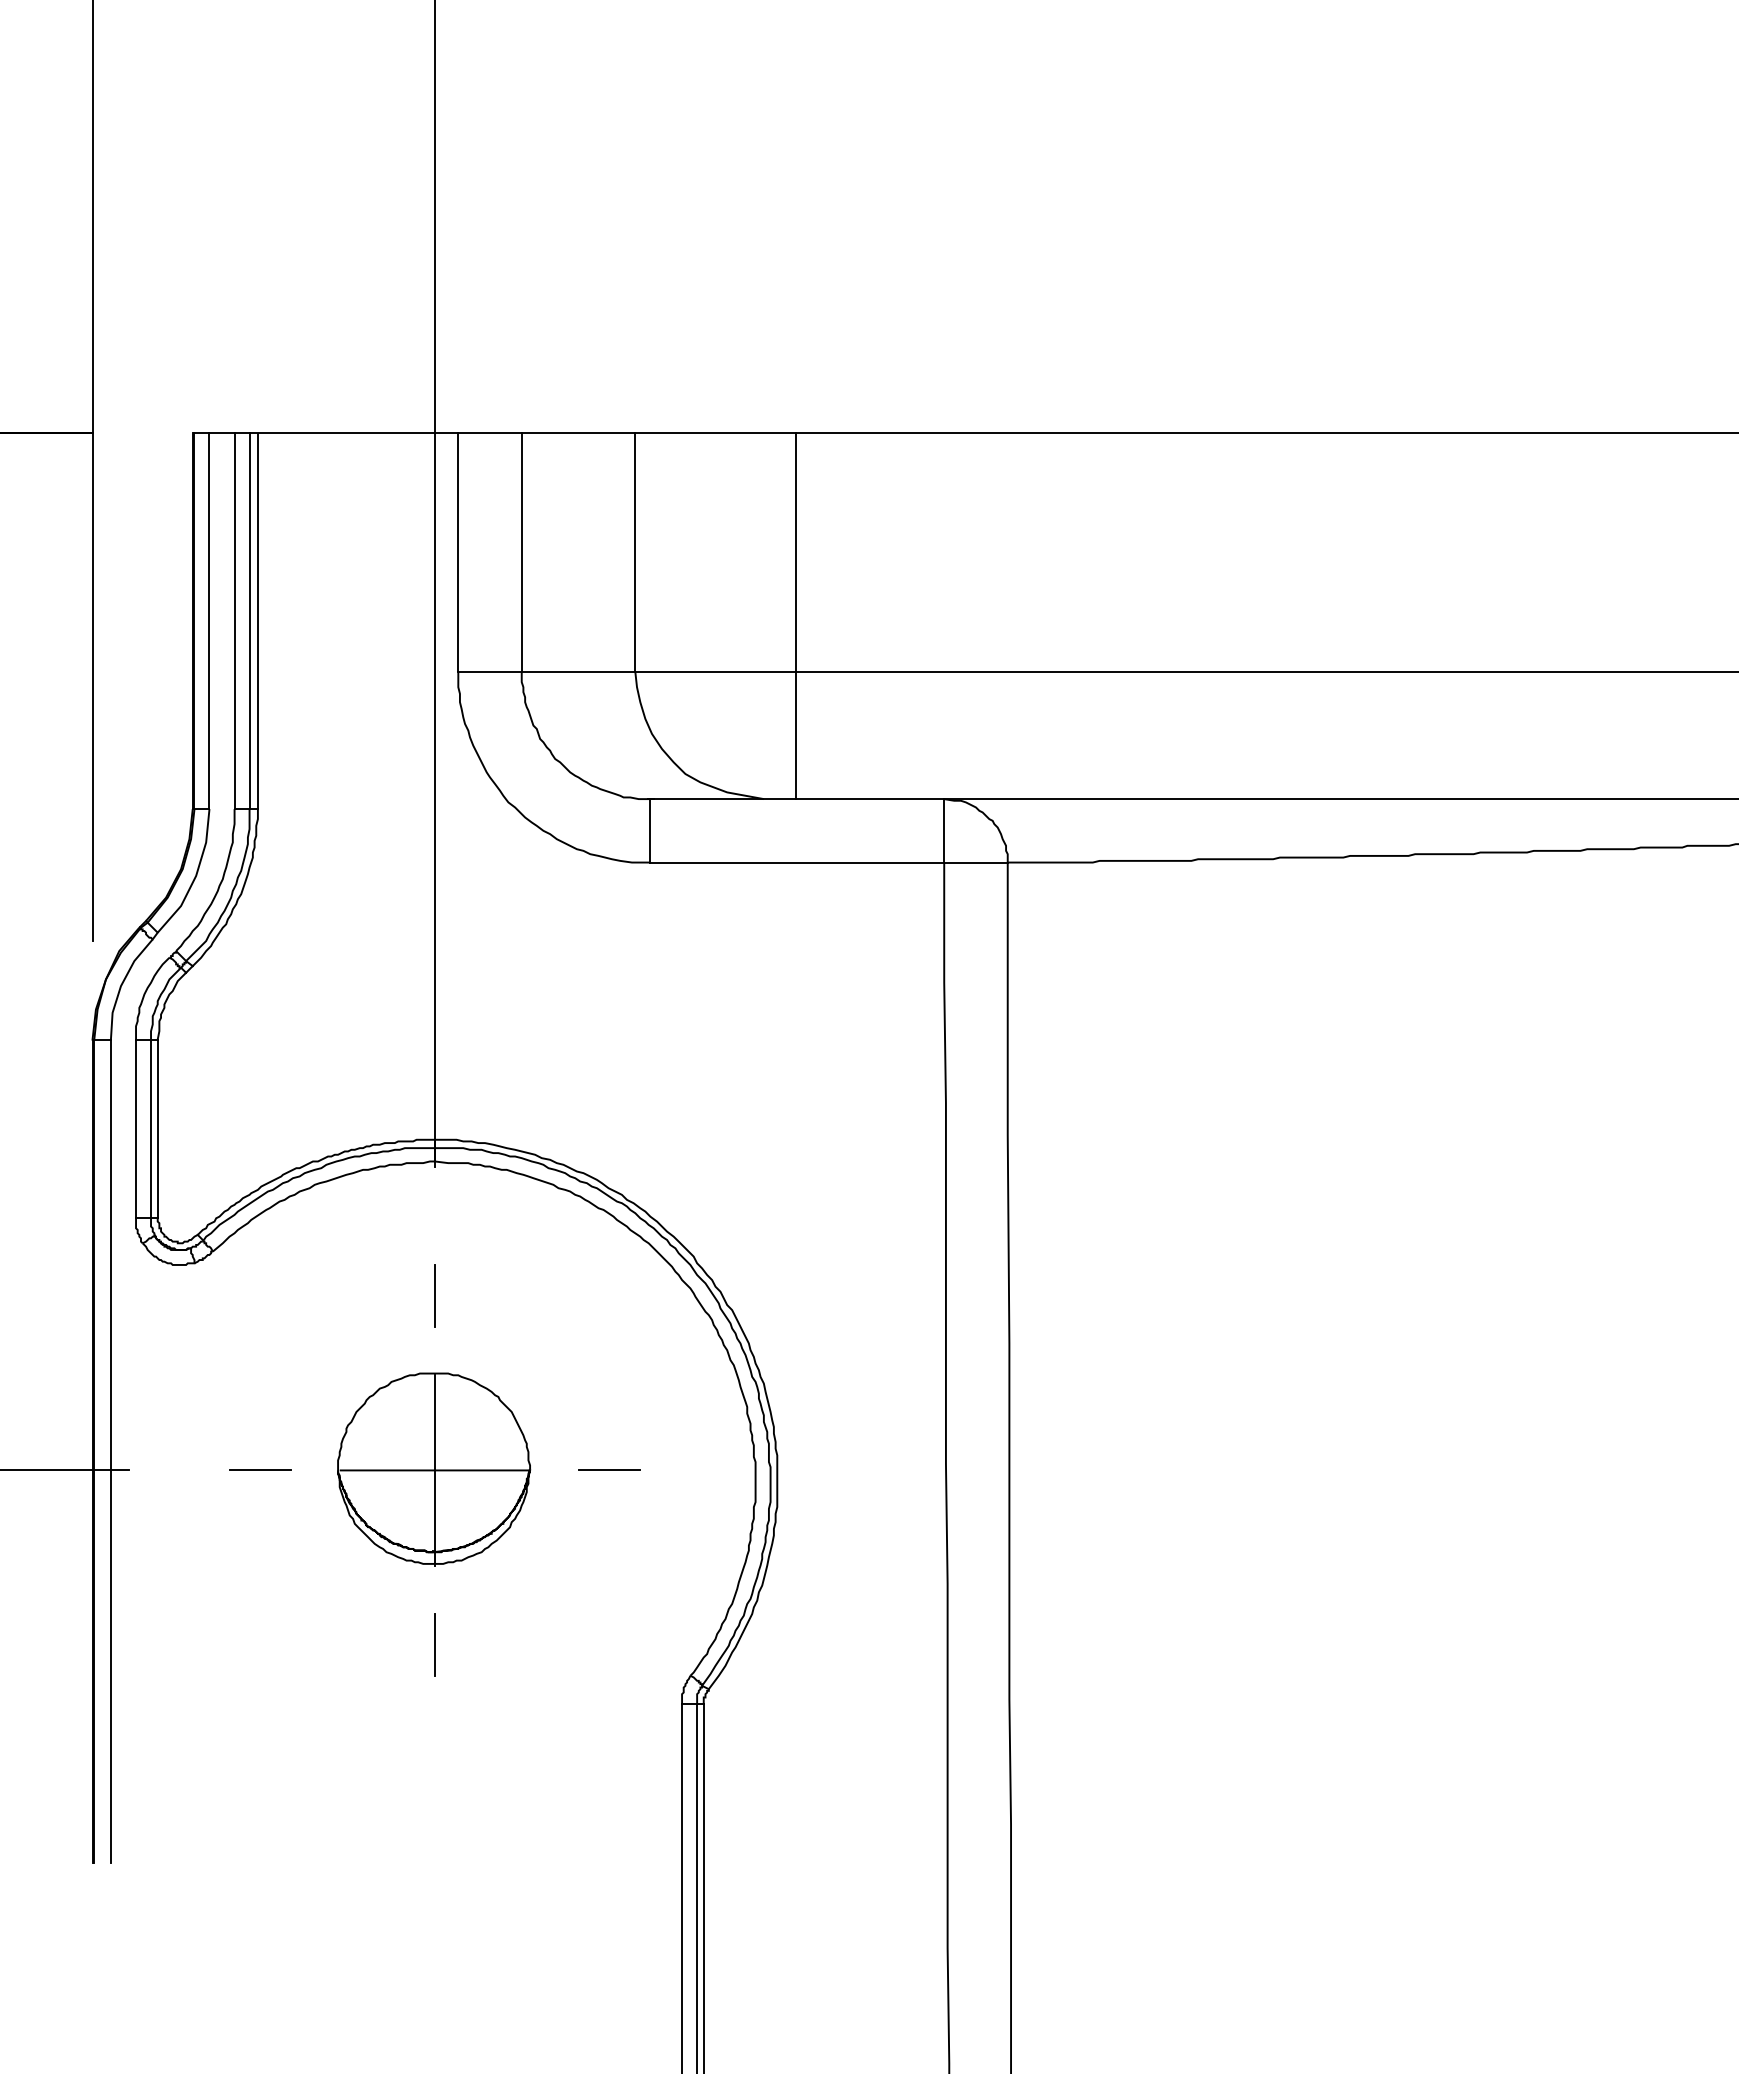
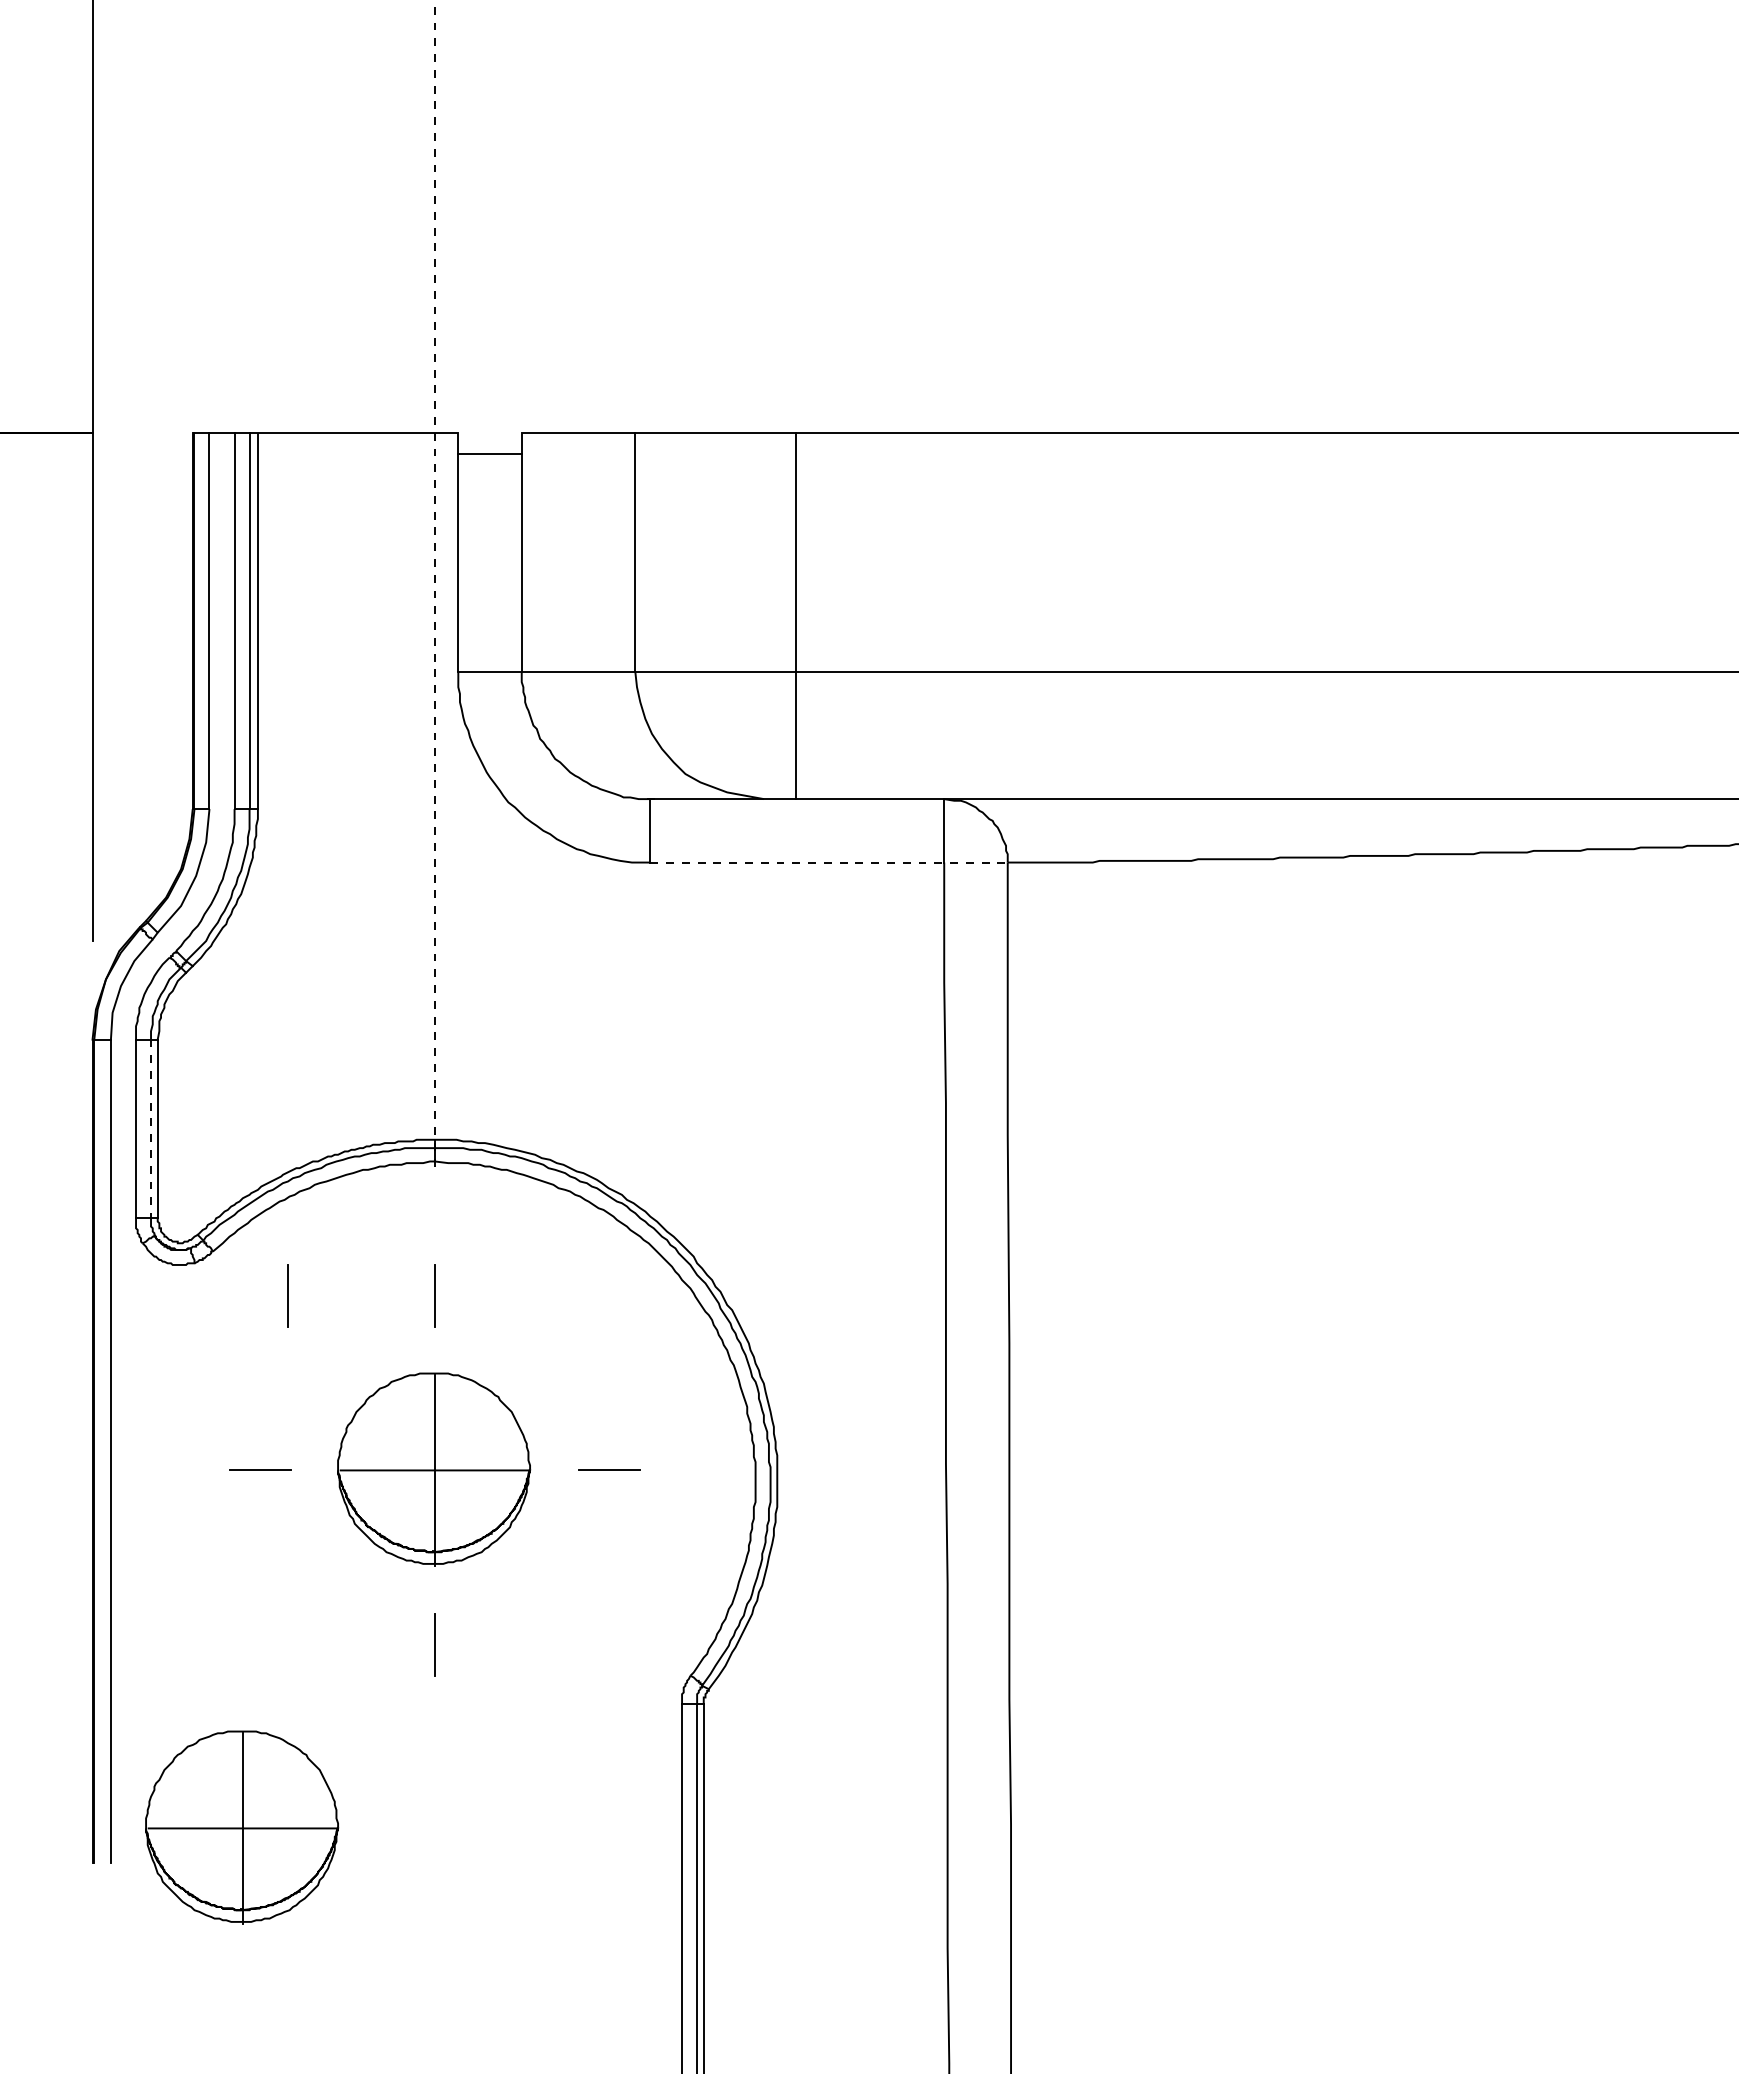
line position: (489, 433) -> (489, 454) (489, 454)
line: solid -> dashed (434, 583)
line: solid -> dashed (829, 862)
line: solid -> dashed (151, 1129)
line: none -> present (287, 1295)
line: present -> none (65, 1470)
part: none -> present (242, 1827)
